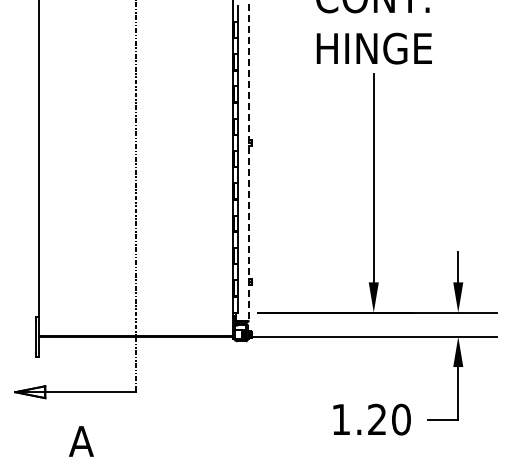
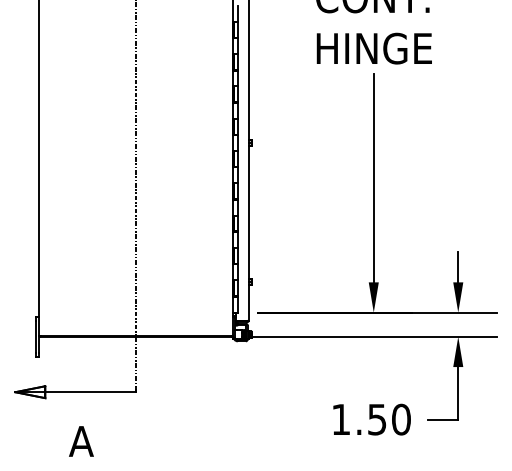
line: dashed -> solid (248, 160)
text: 1.20 -> 1.50 (377, 419)
